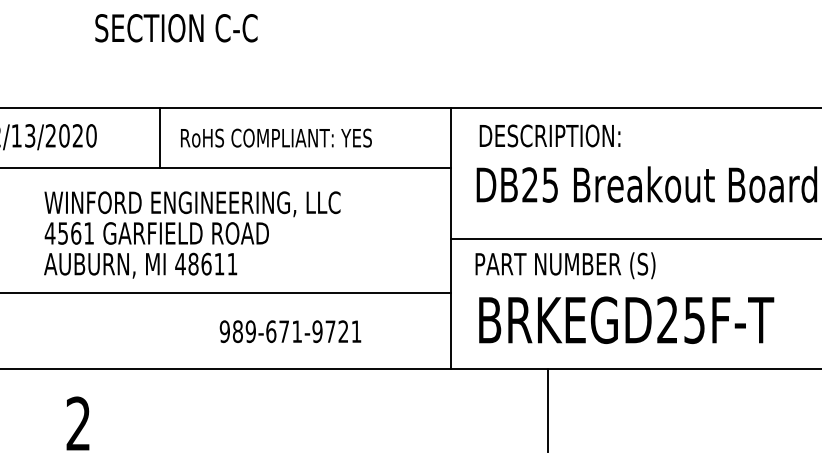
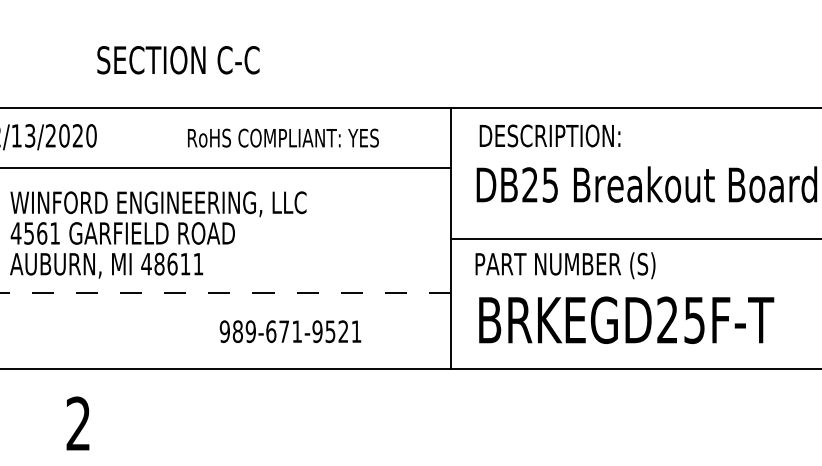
text position: (176, 28) -> (178, 60) (178, 60)
line: present -> none (160, 137)
text position: (276, 137) -> (283, 137) (283, 137)
text position: (192, 234) -> (158, 234) (158, 234)
line: solid -> dashed (225, 292)
text: 989-671-9721 -> 989-671-9521 (330, 331)
line: present -> none (547, 410)
